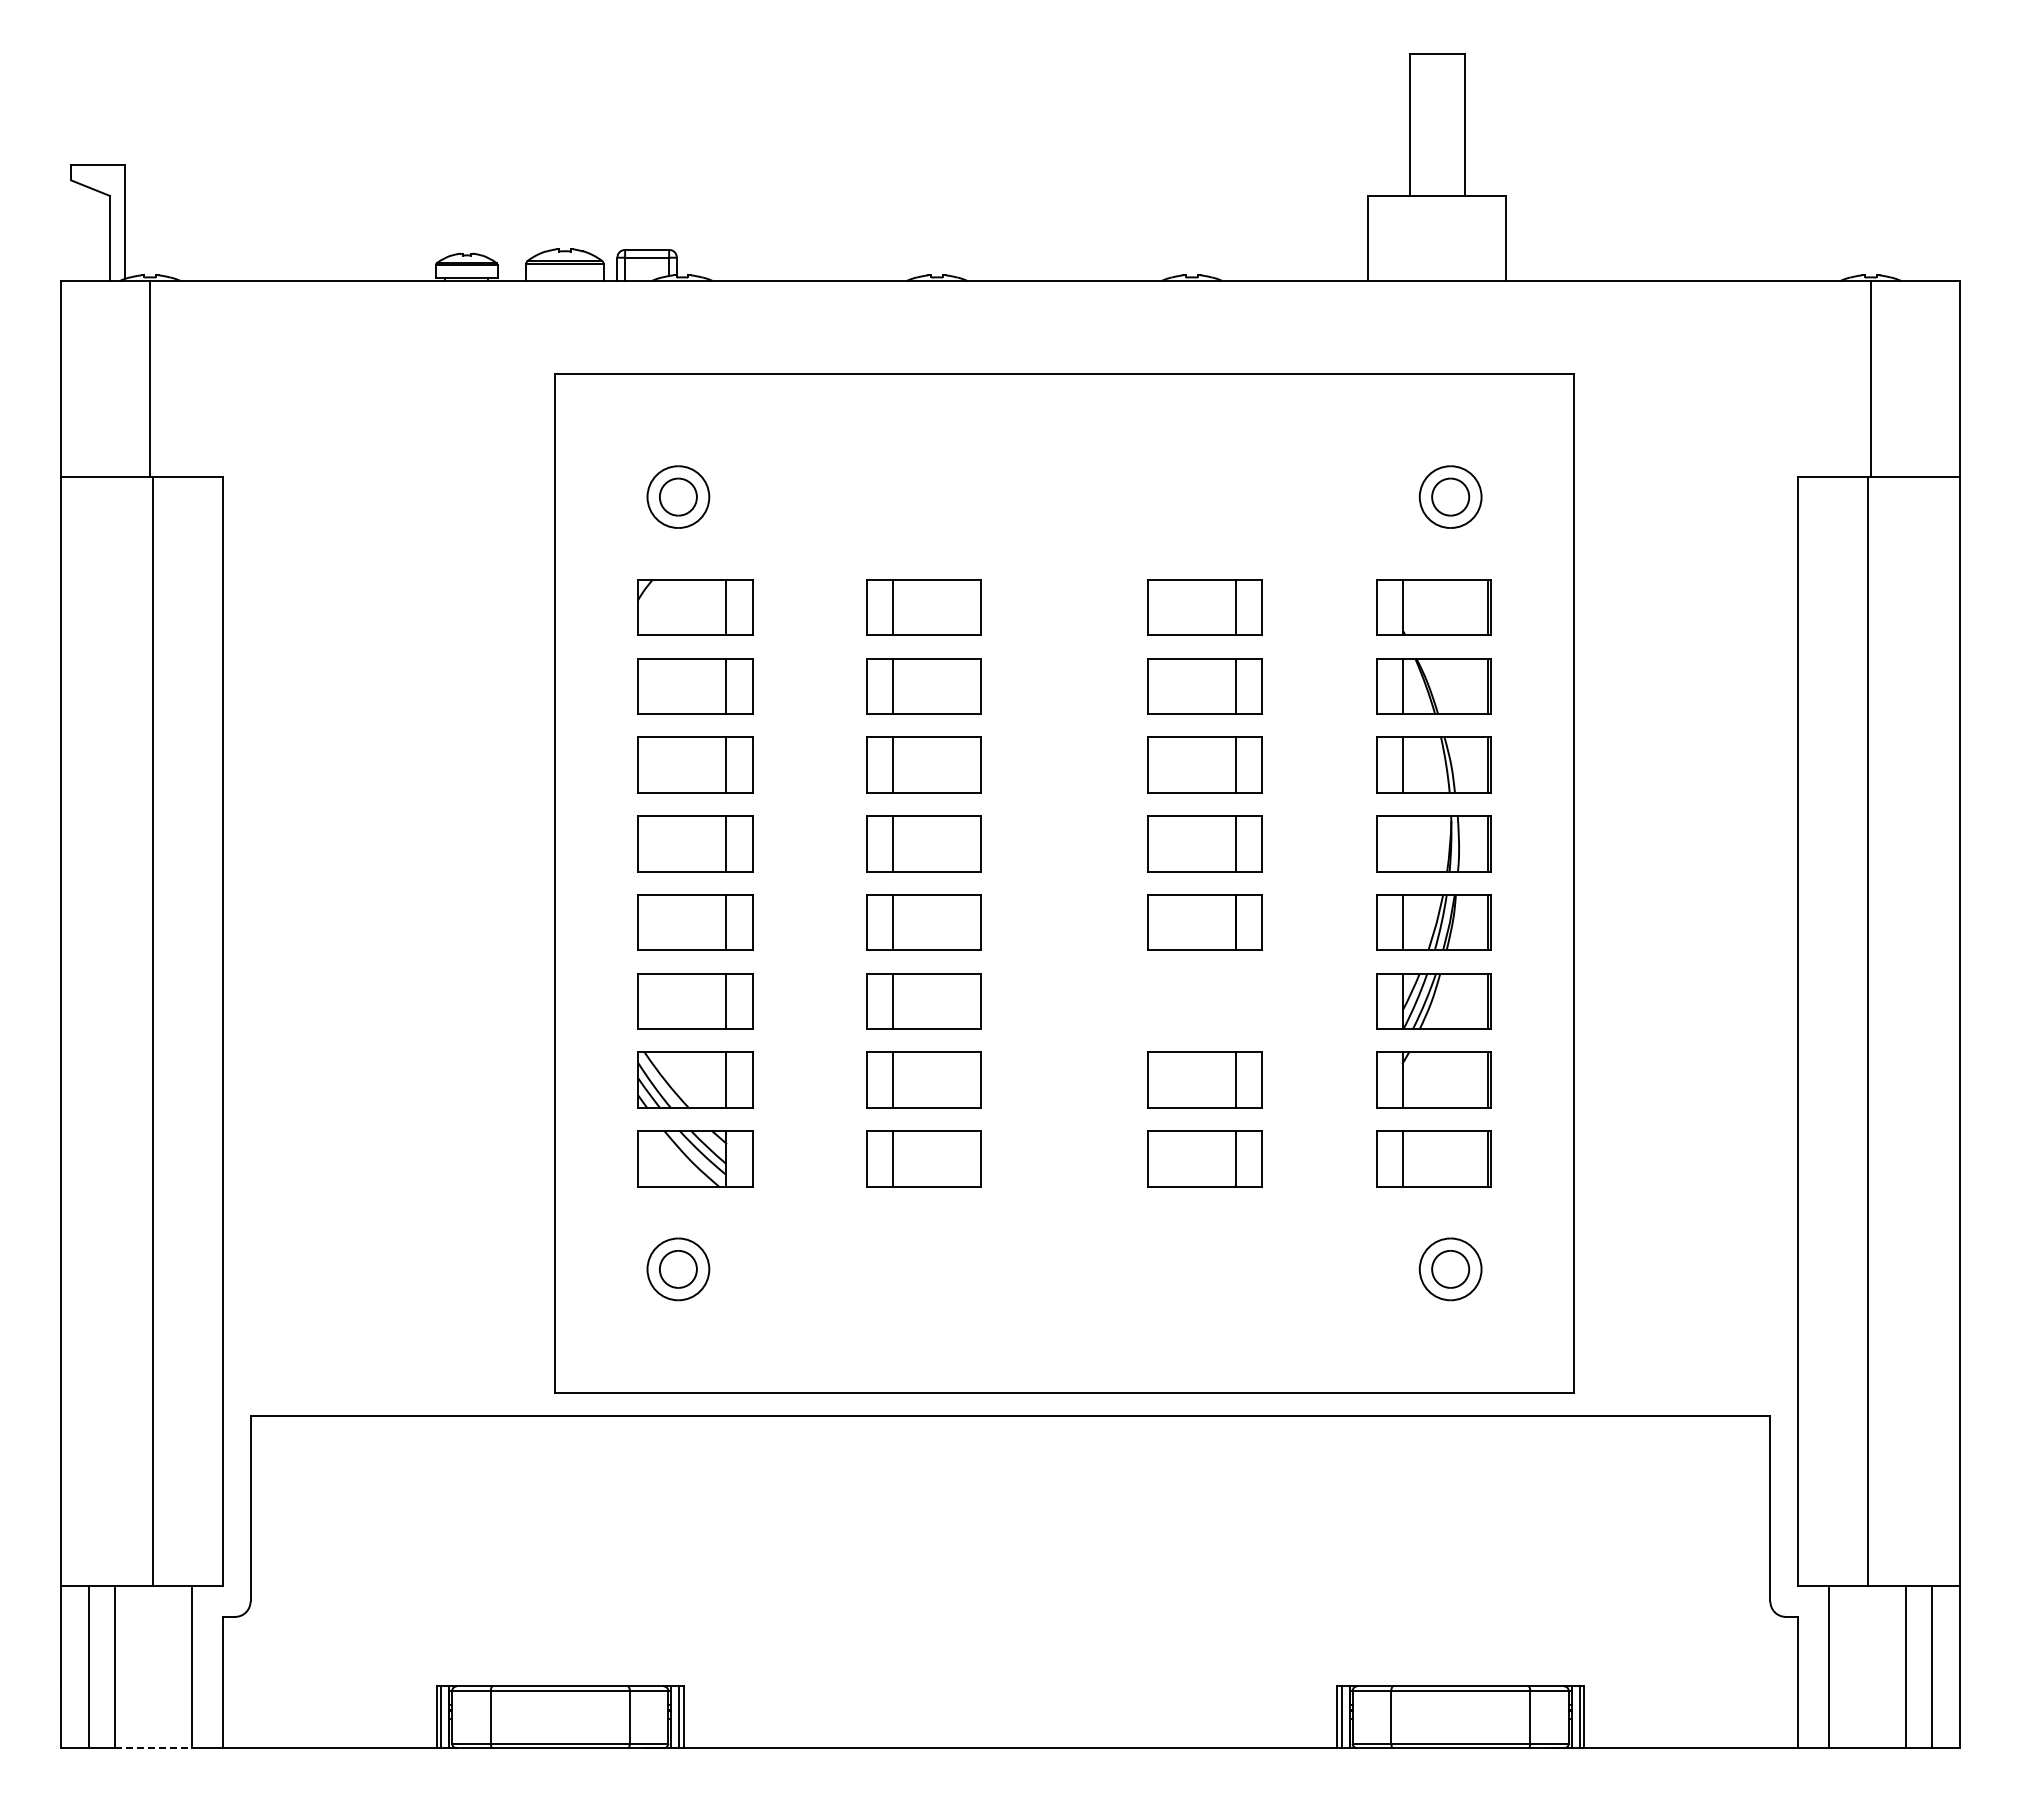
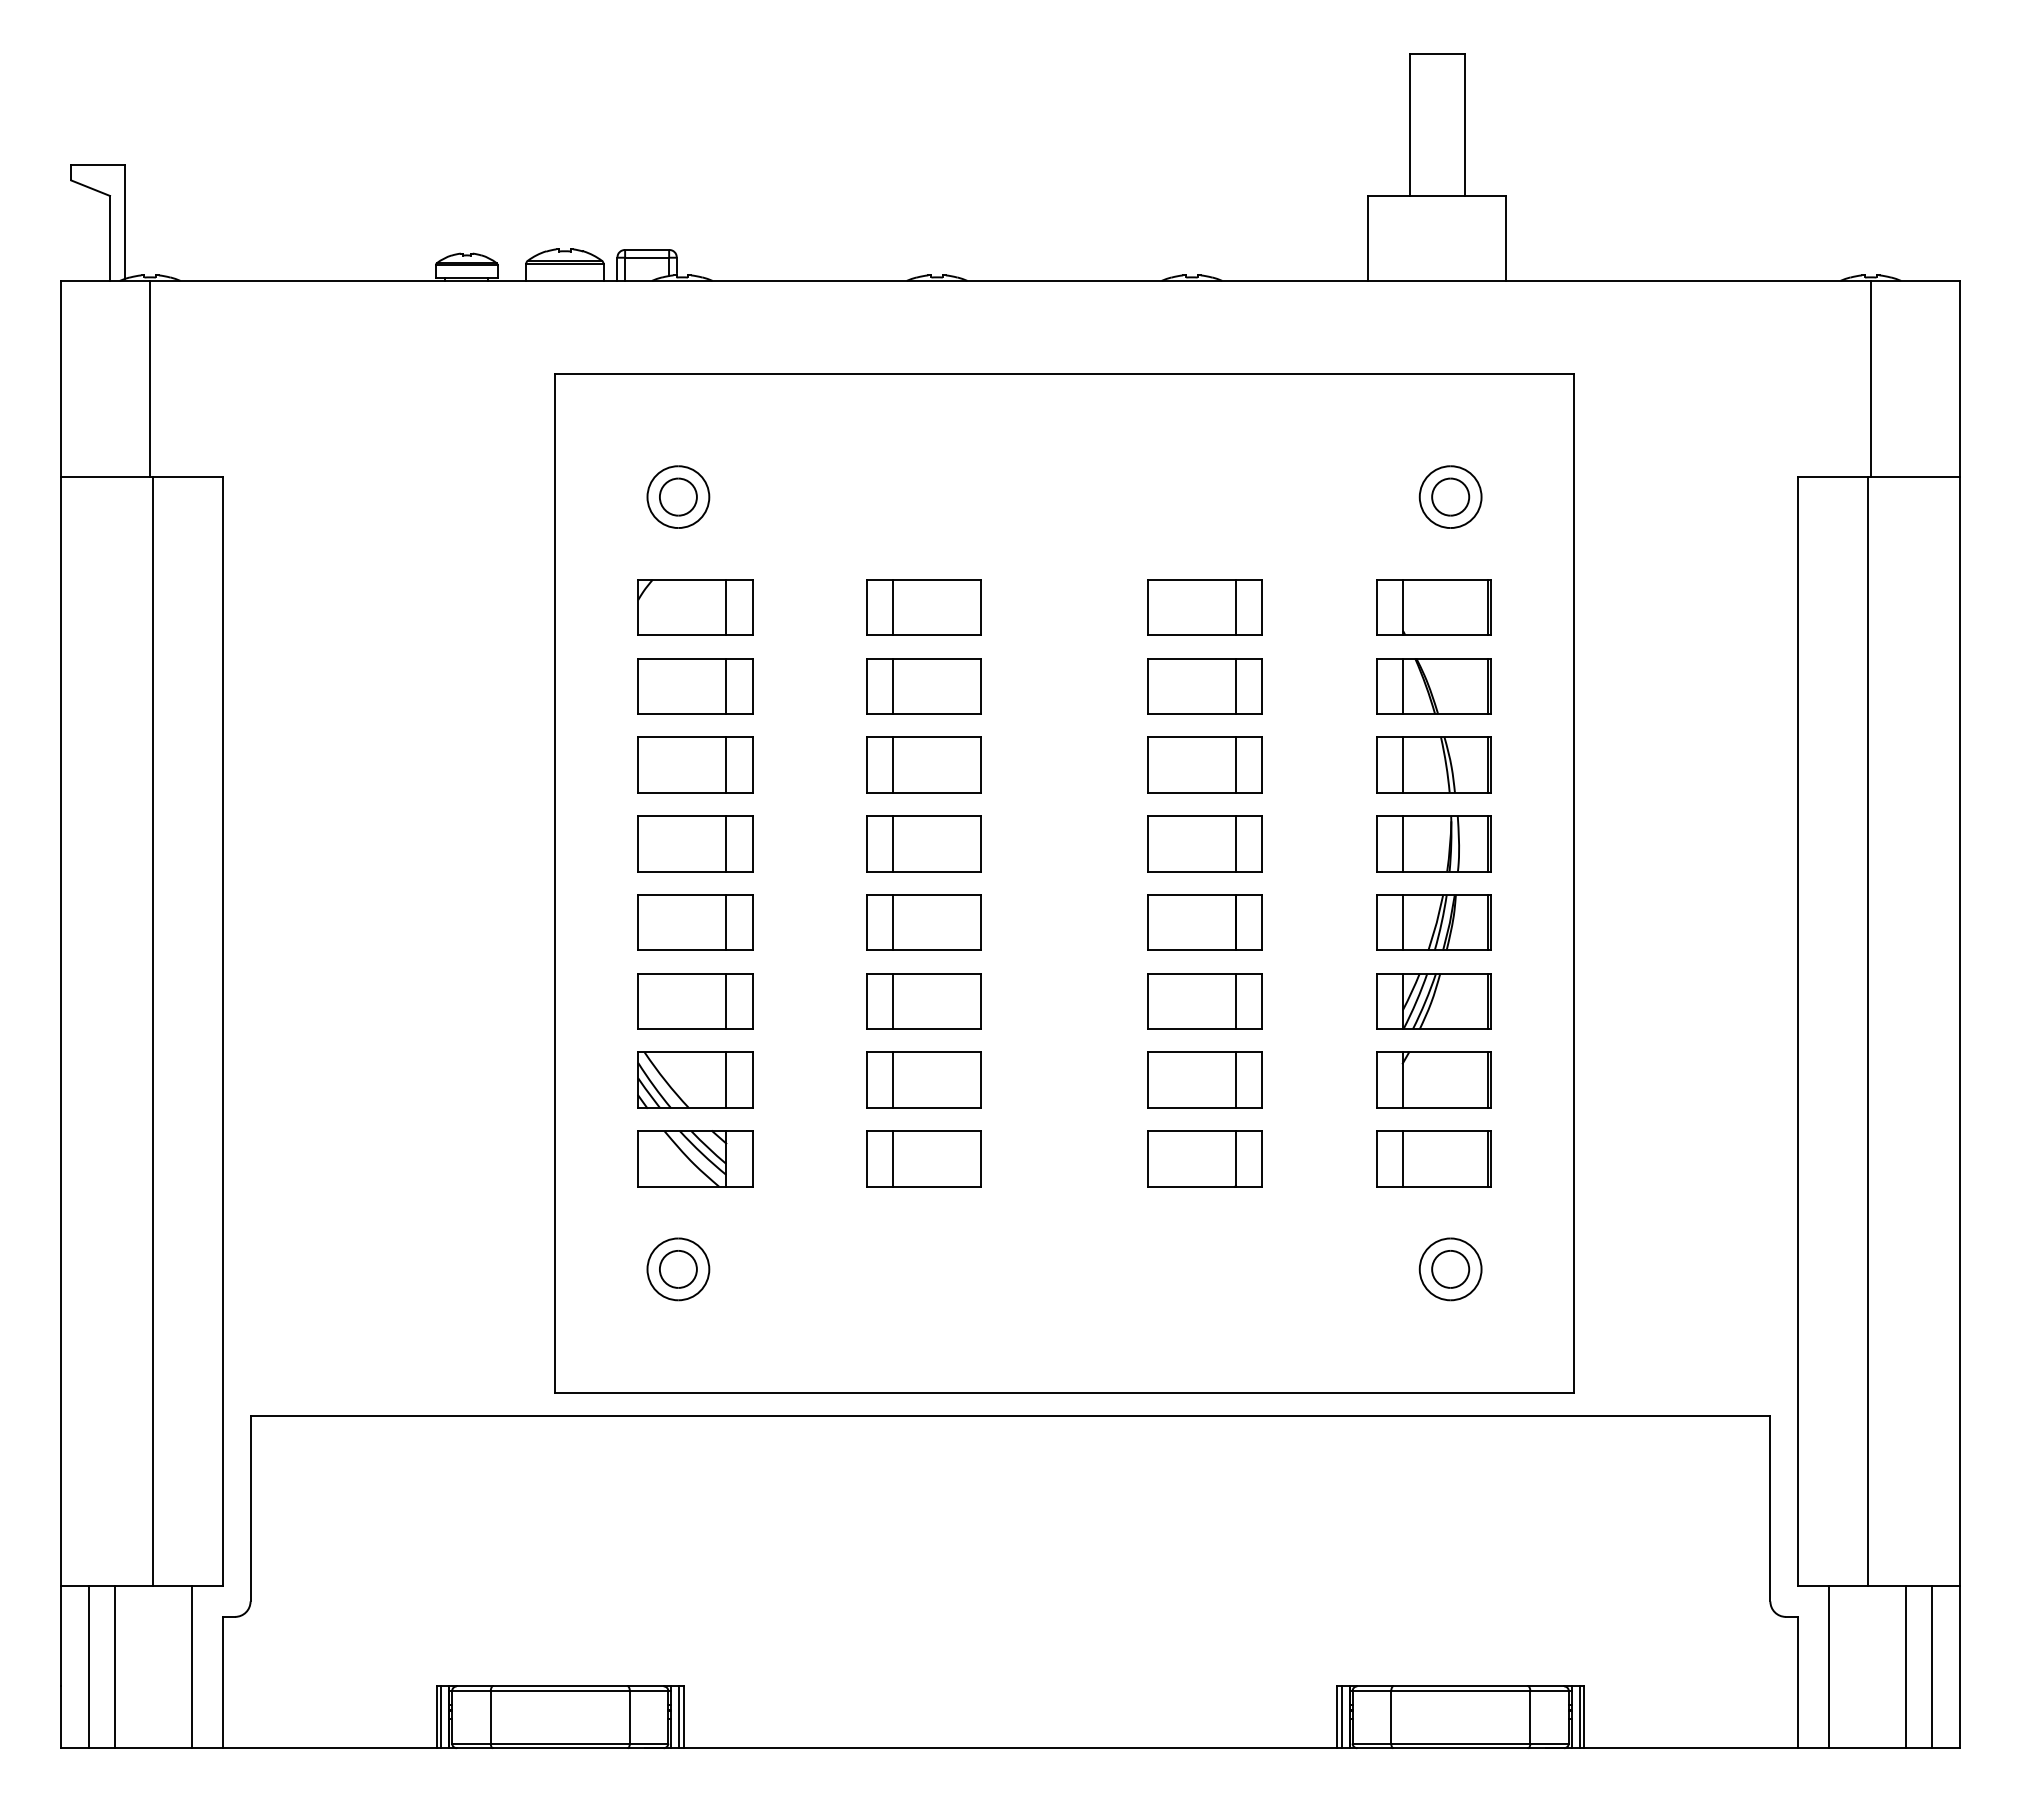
line: none -> present (1402, 843)
part: none -> present (1204, 1001)
line: dashed -> solid (153, 1748)
